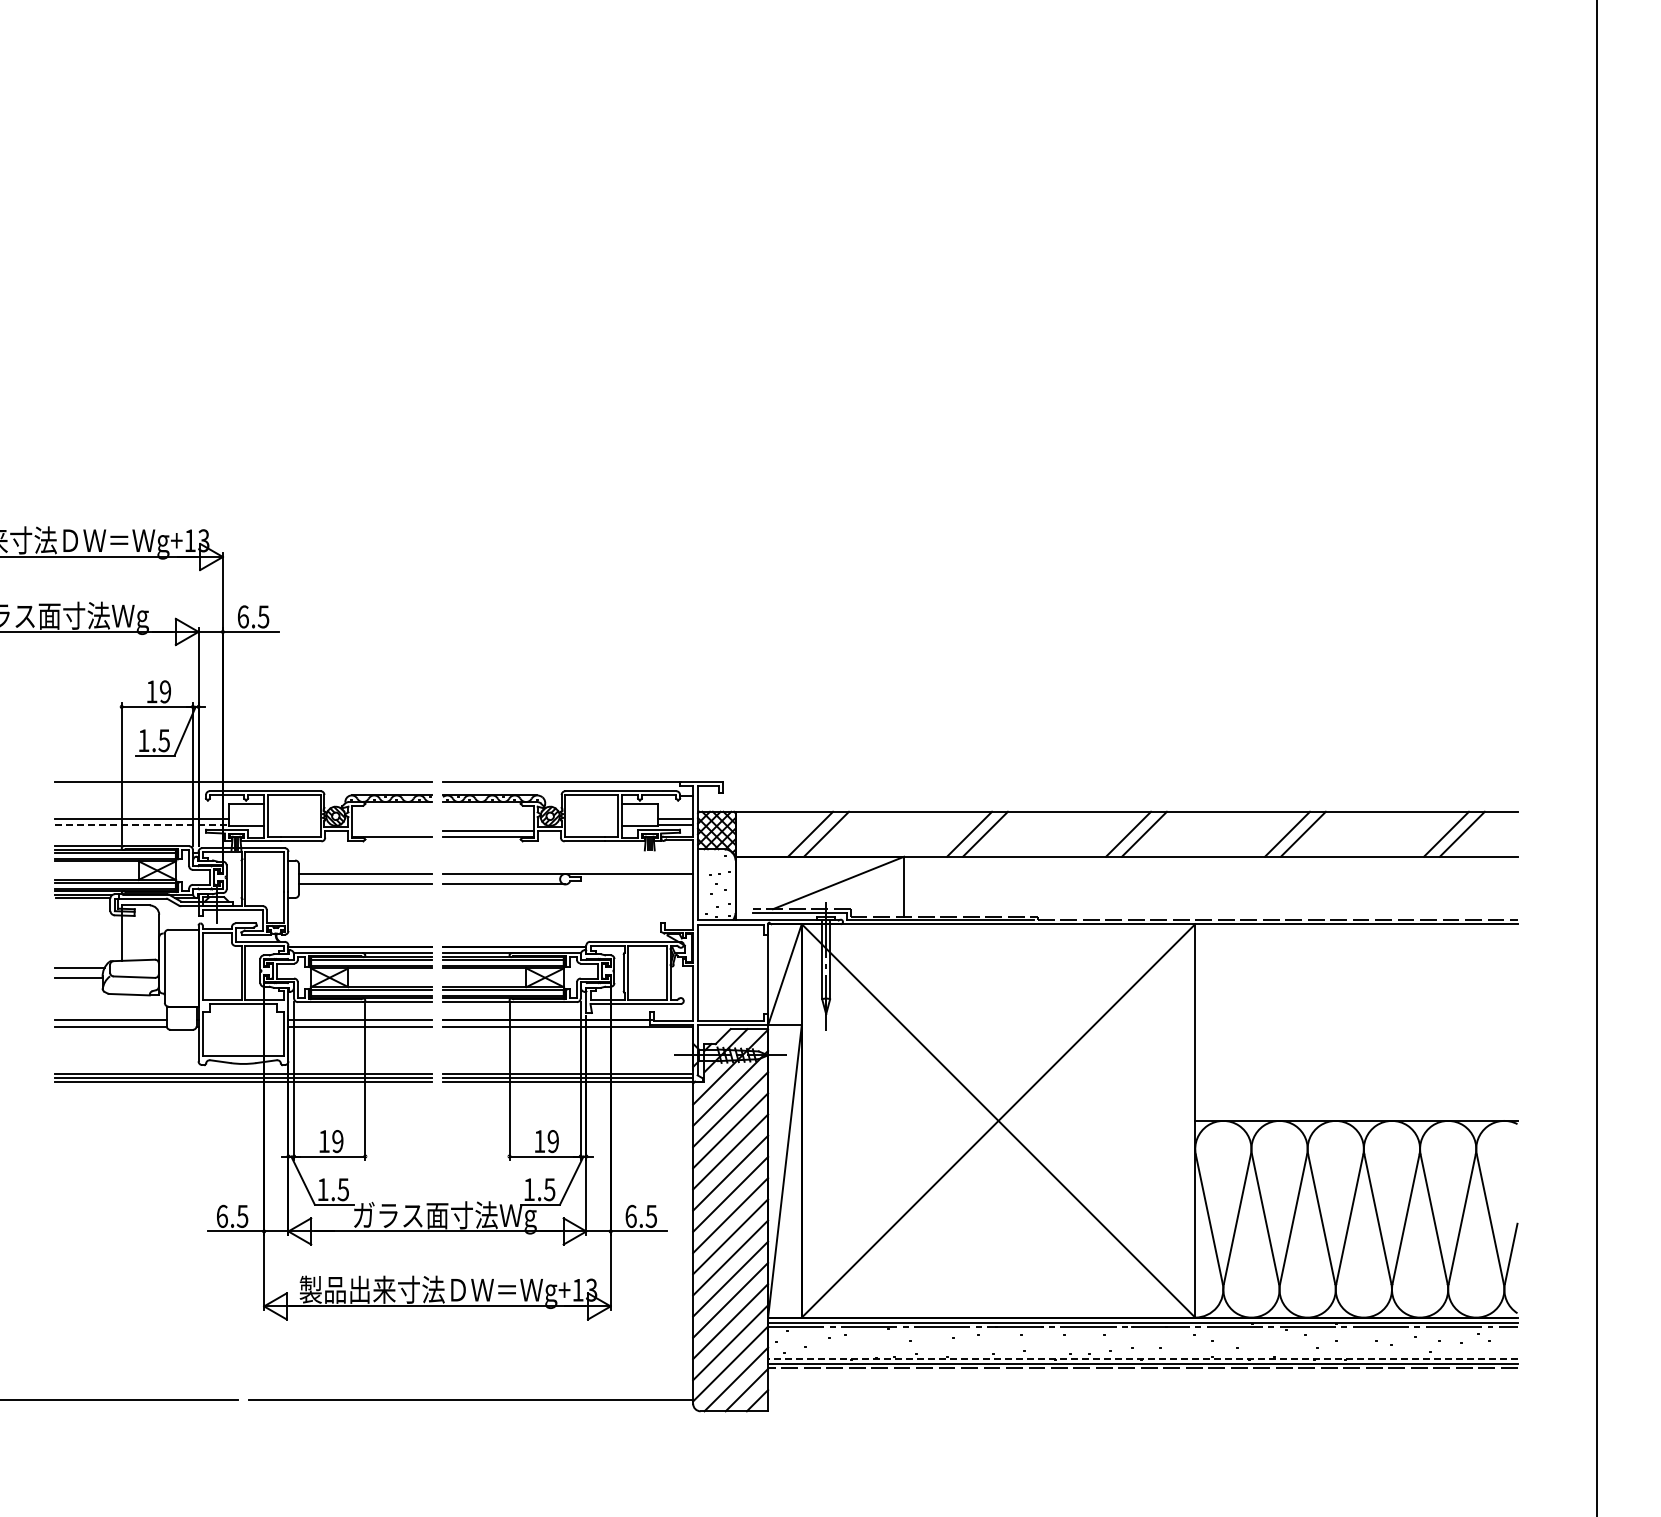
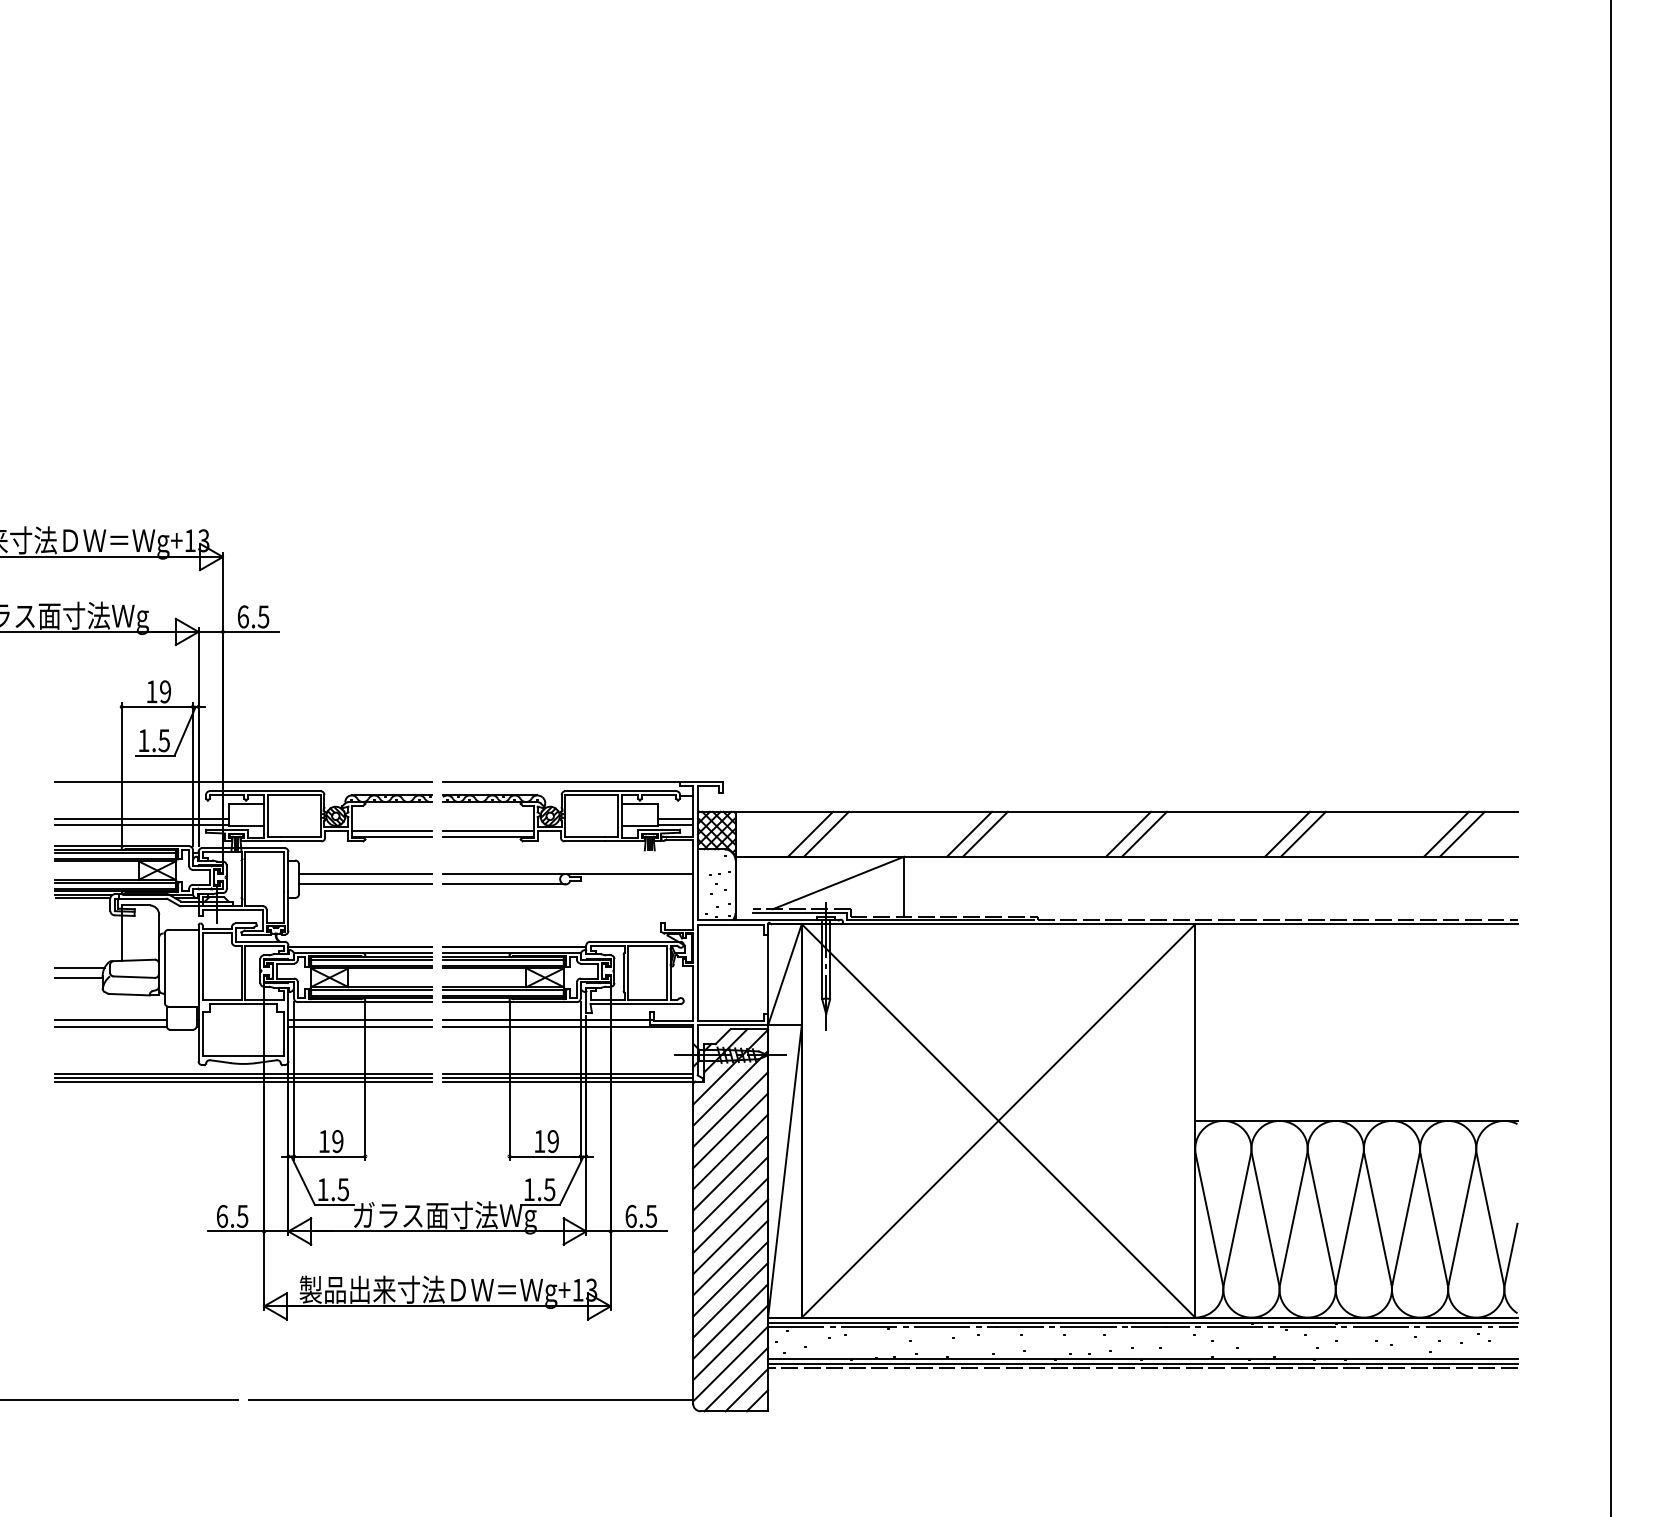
line position: (1597, 757) -> (1611, 757) (1611, 757)
line: dashed -> solid (141, 824)
line: none -> present (391, 830)
line: dashed -> solid (1142, 1358)
